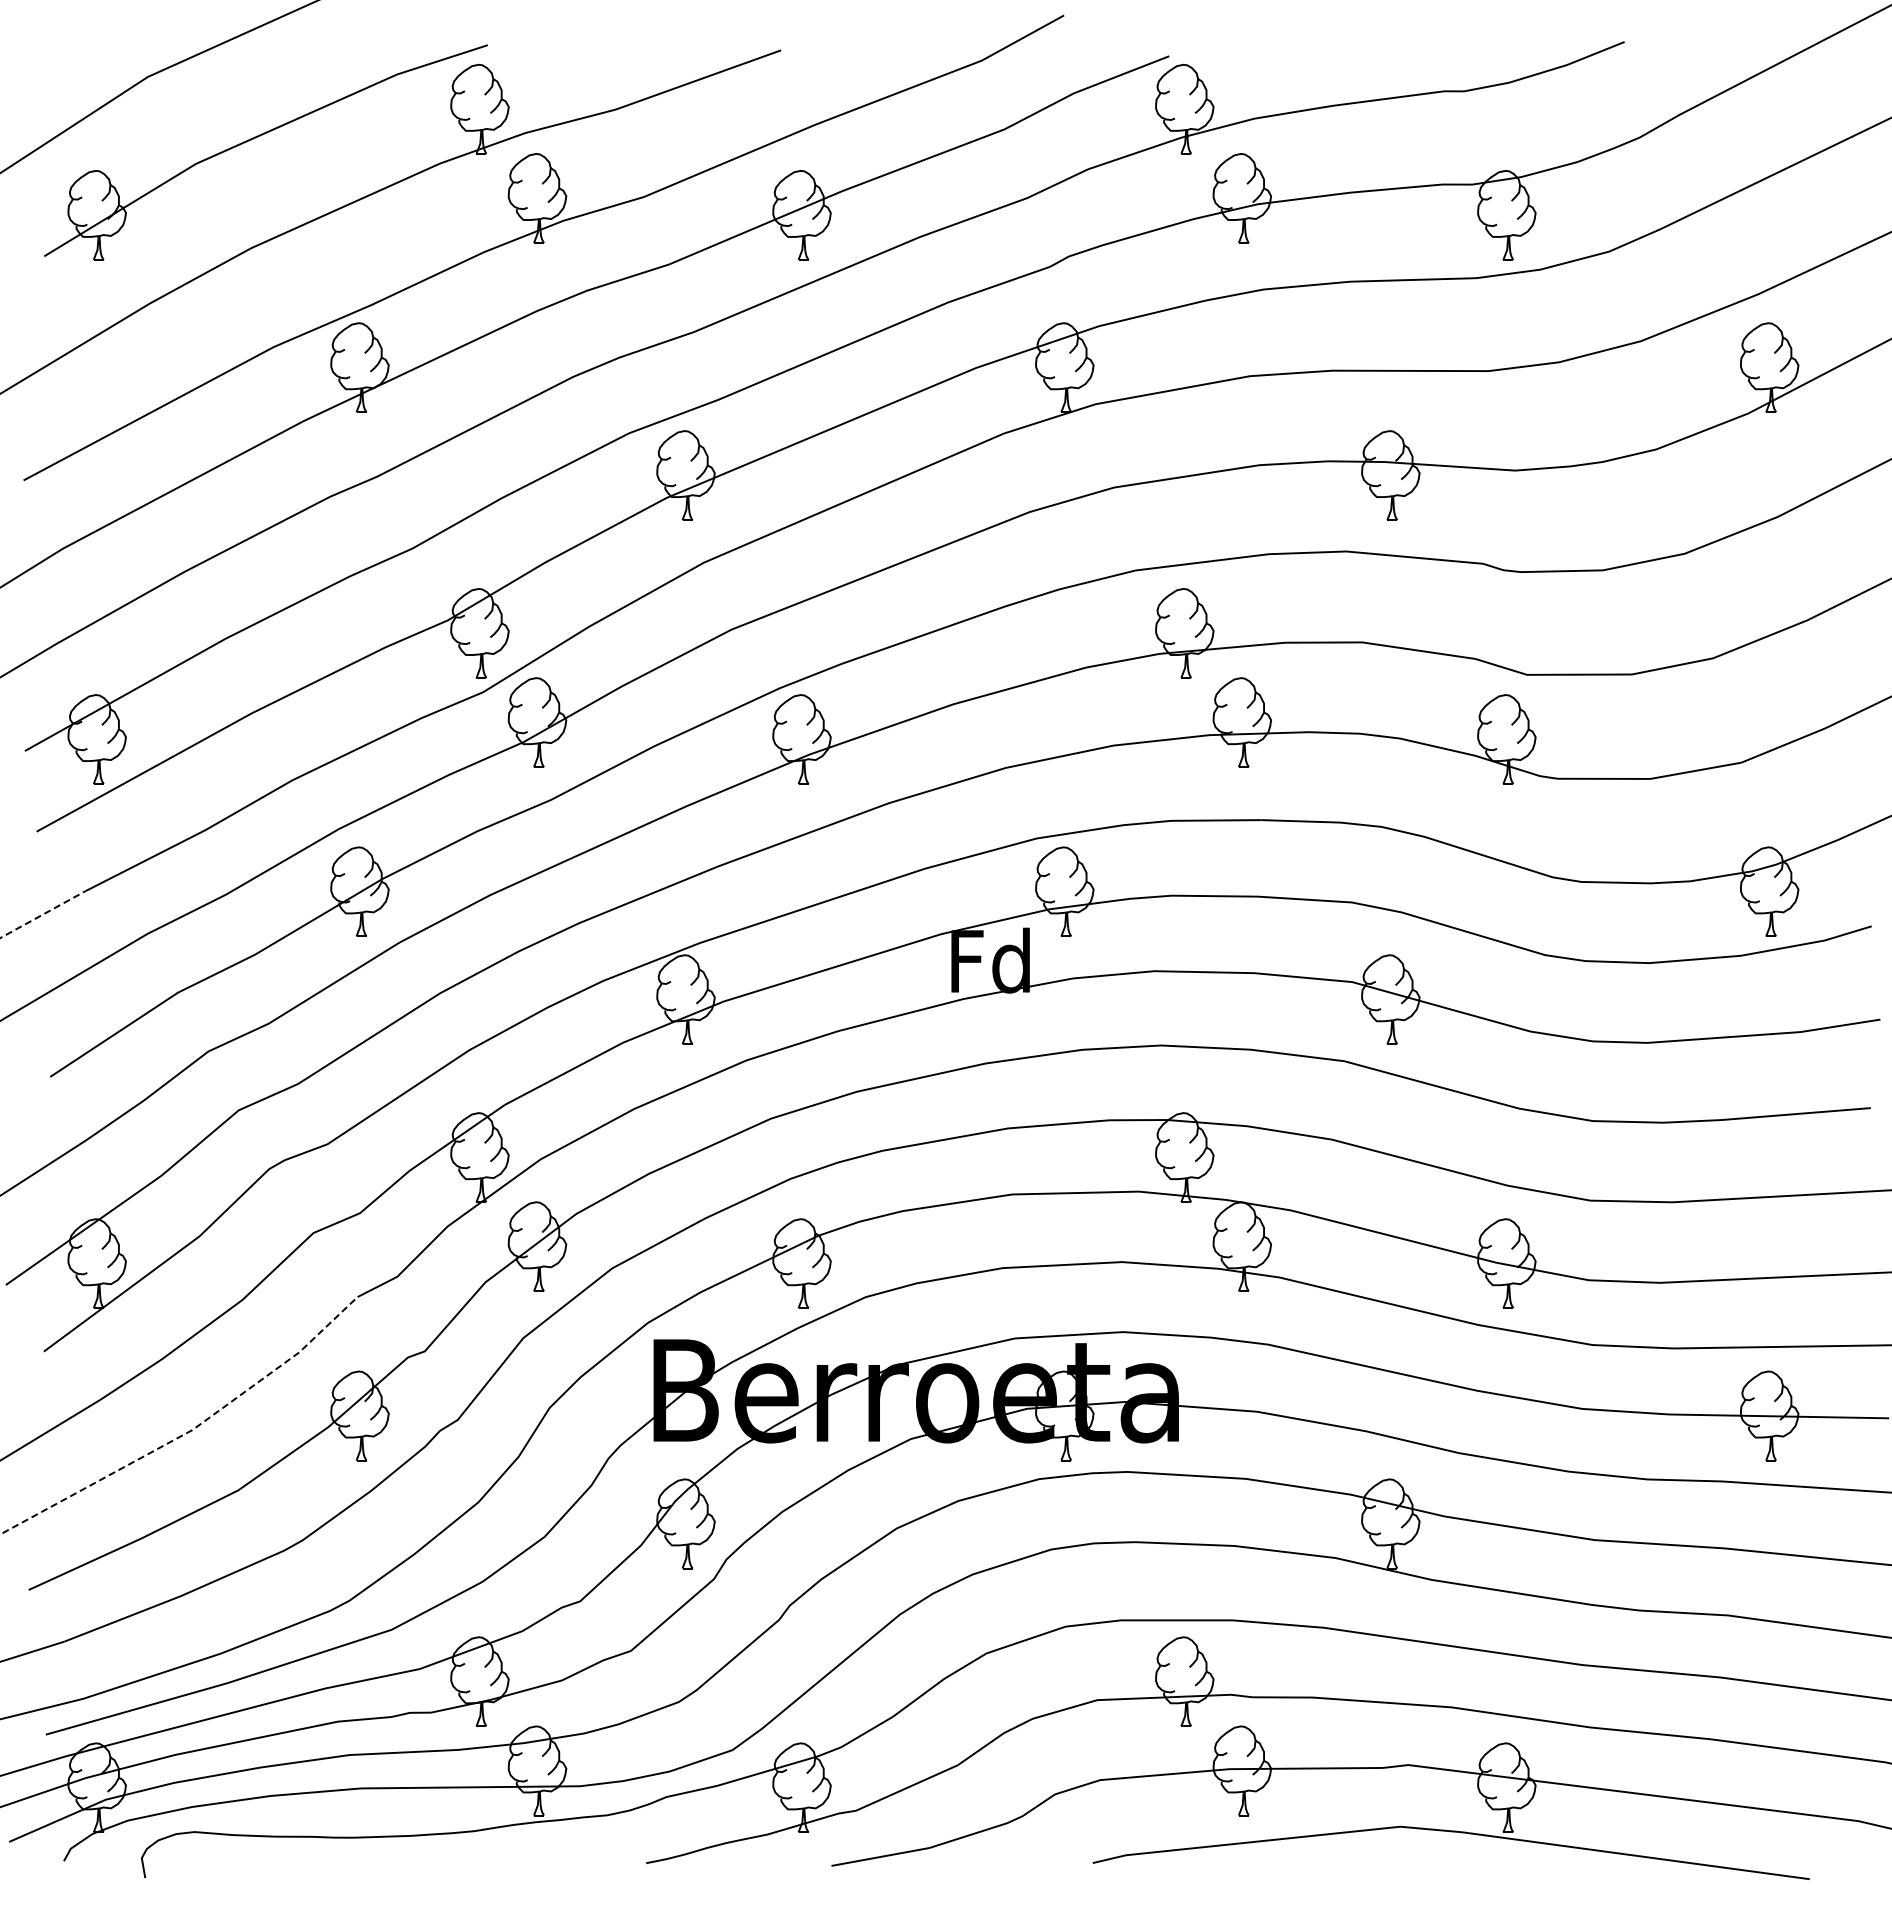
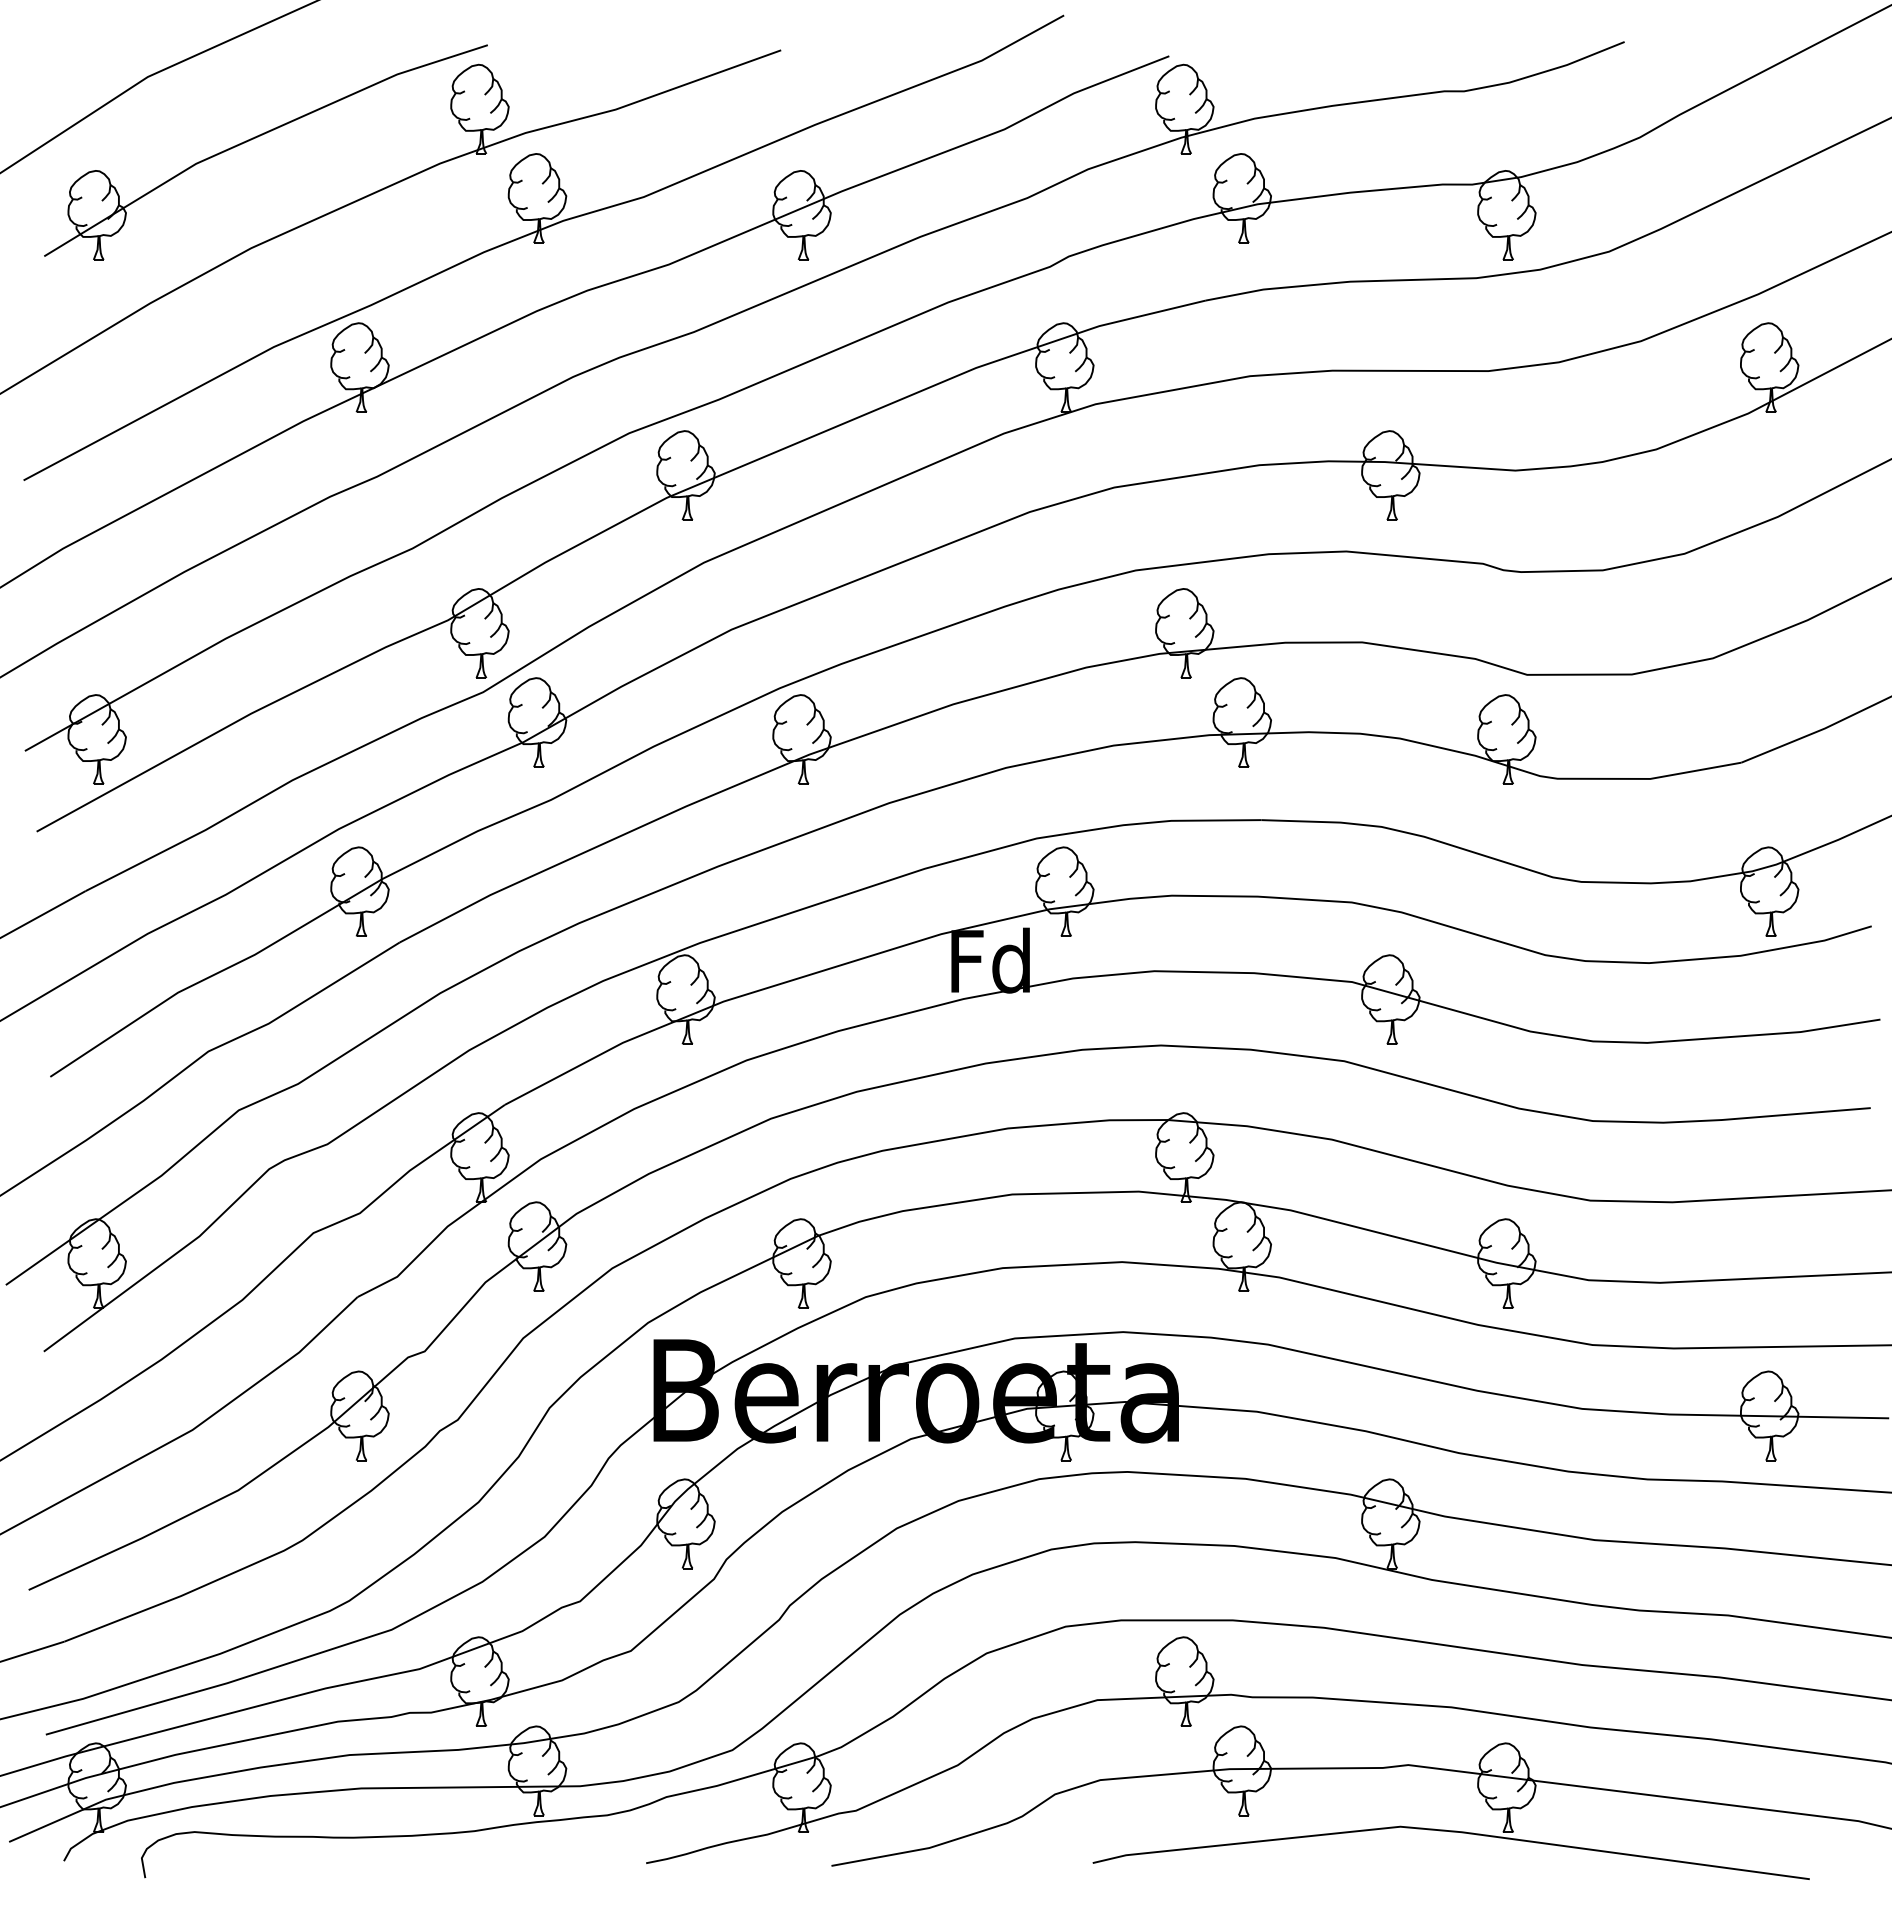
line: dashed -> solid (42, 914)
line: dashed -> solid (190, 1430)
